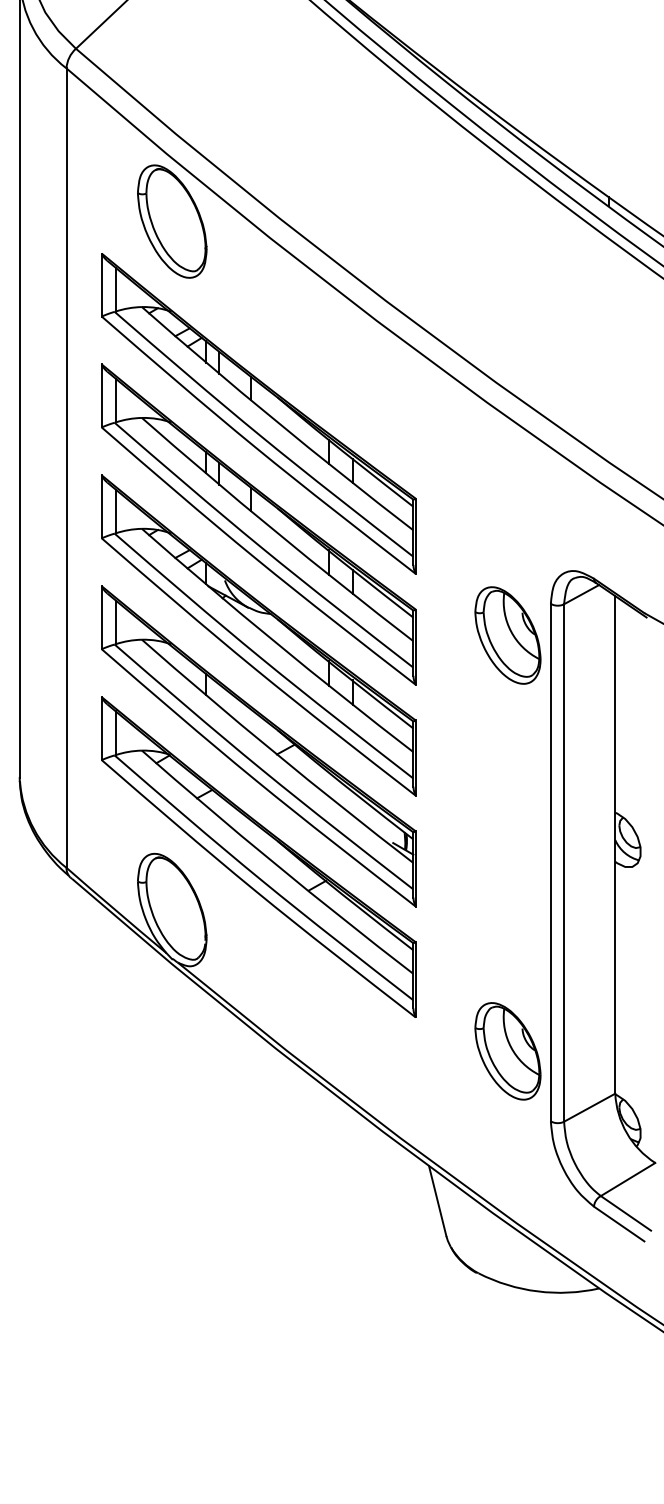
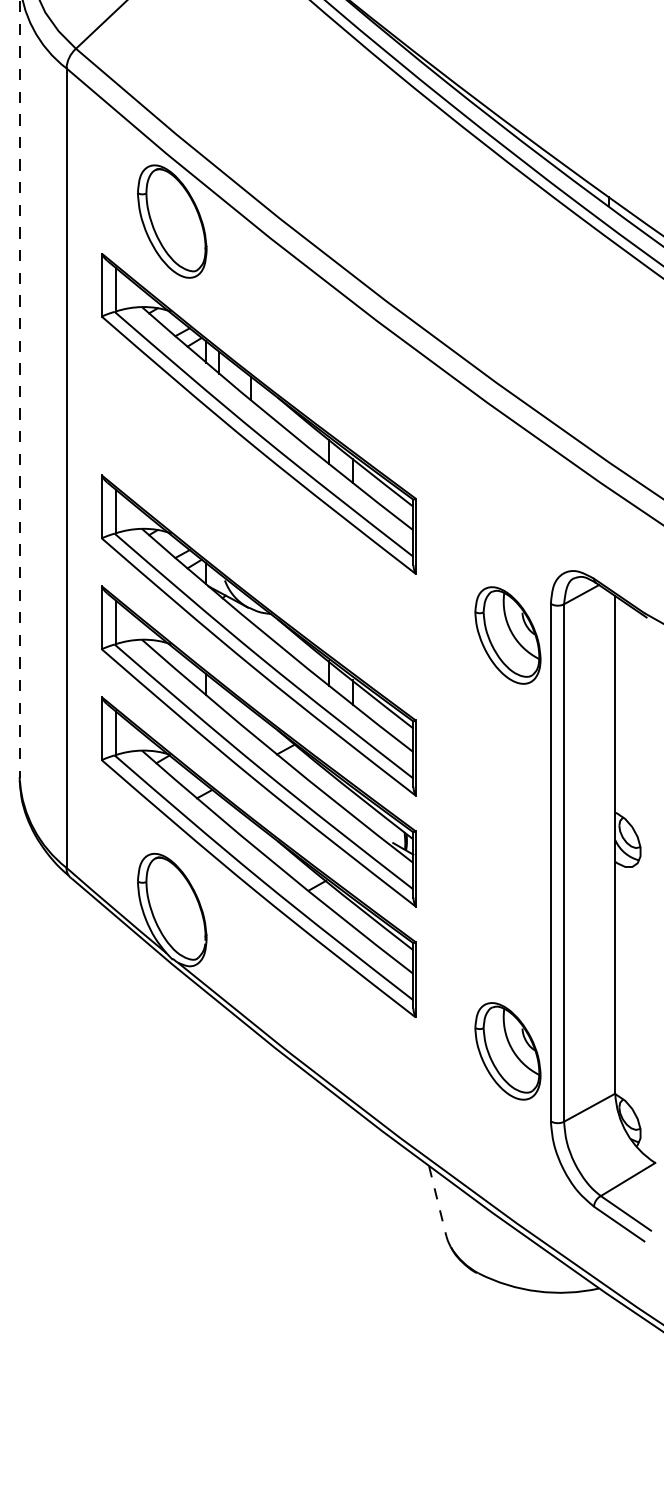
line: solid -> dashed (19, 389)
part: present -> none (258, 524)
line: solid -> dashed (437, 1201)
